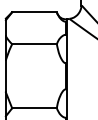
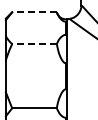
line: solid -> dashed (34, 12)
line: solid -> dashed (34, 44)
